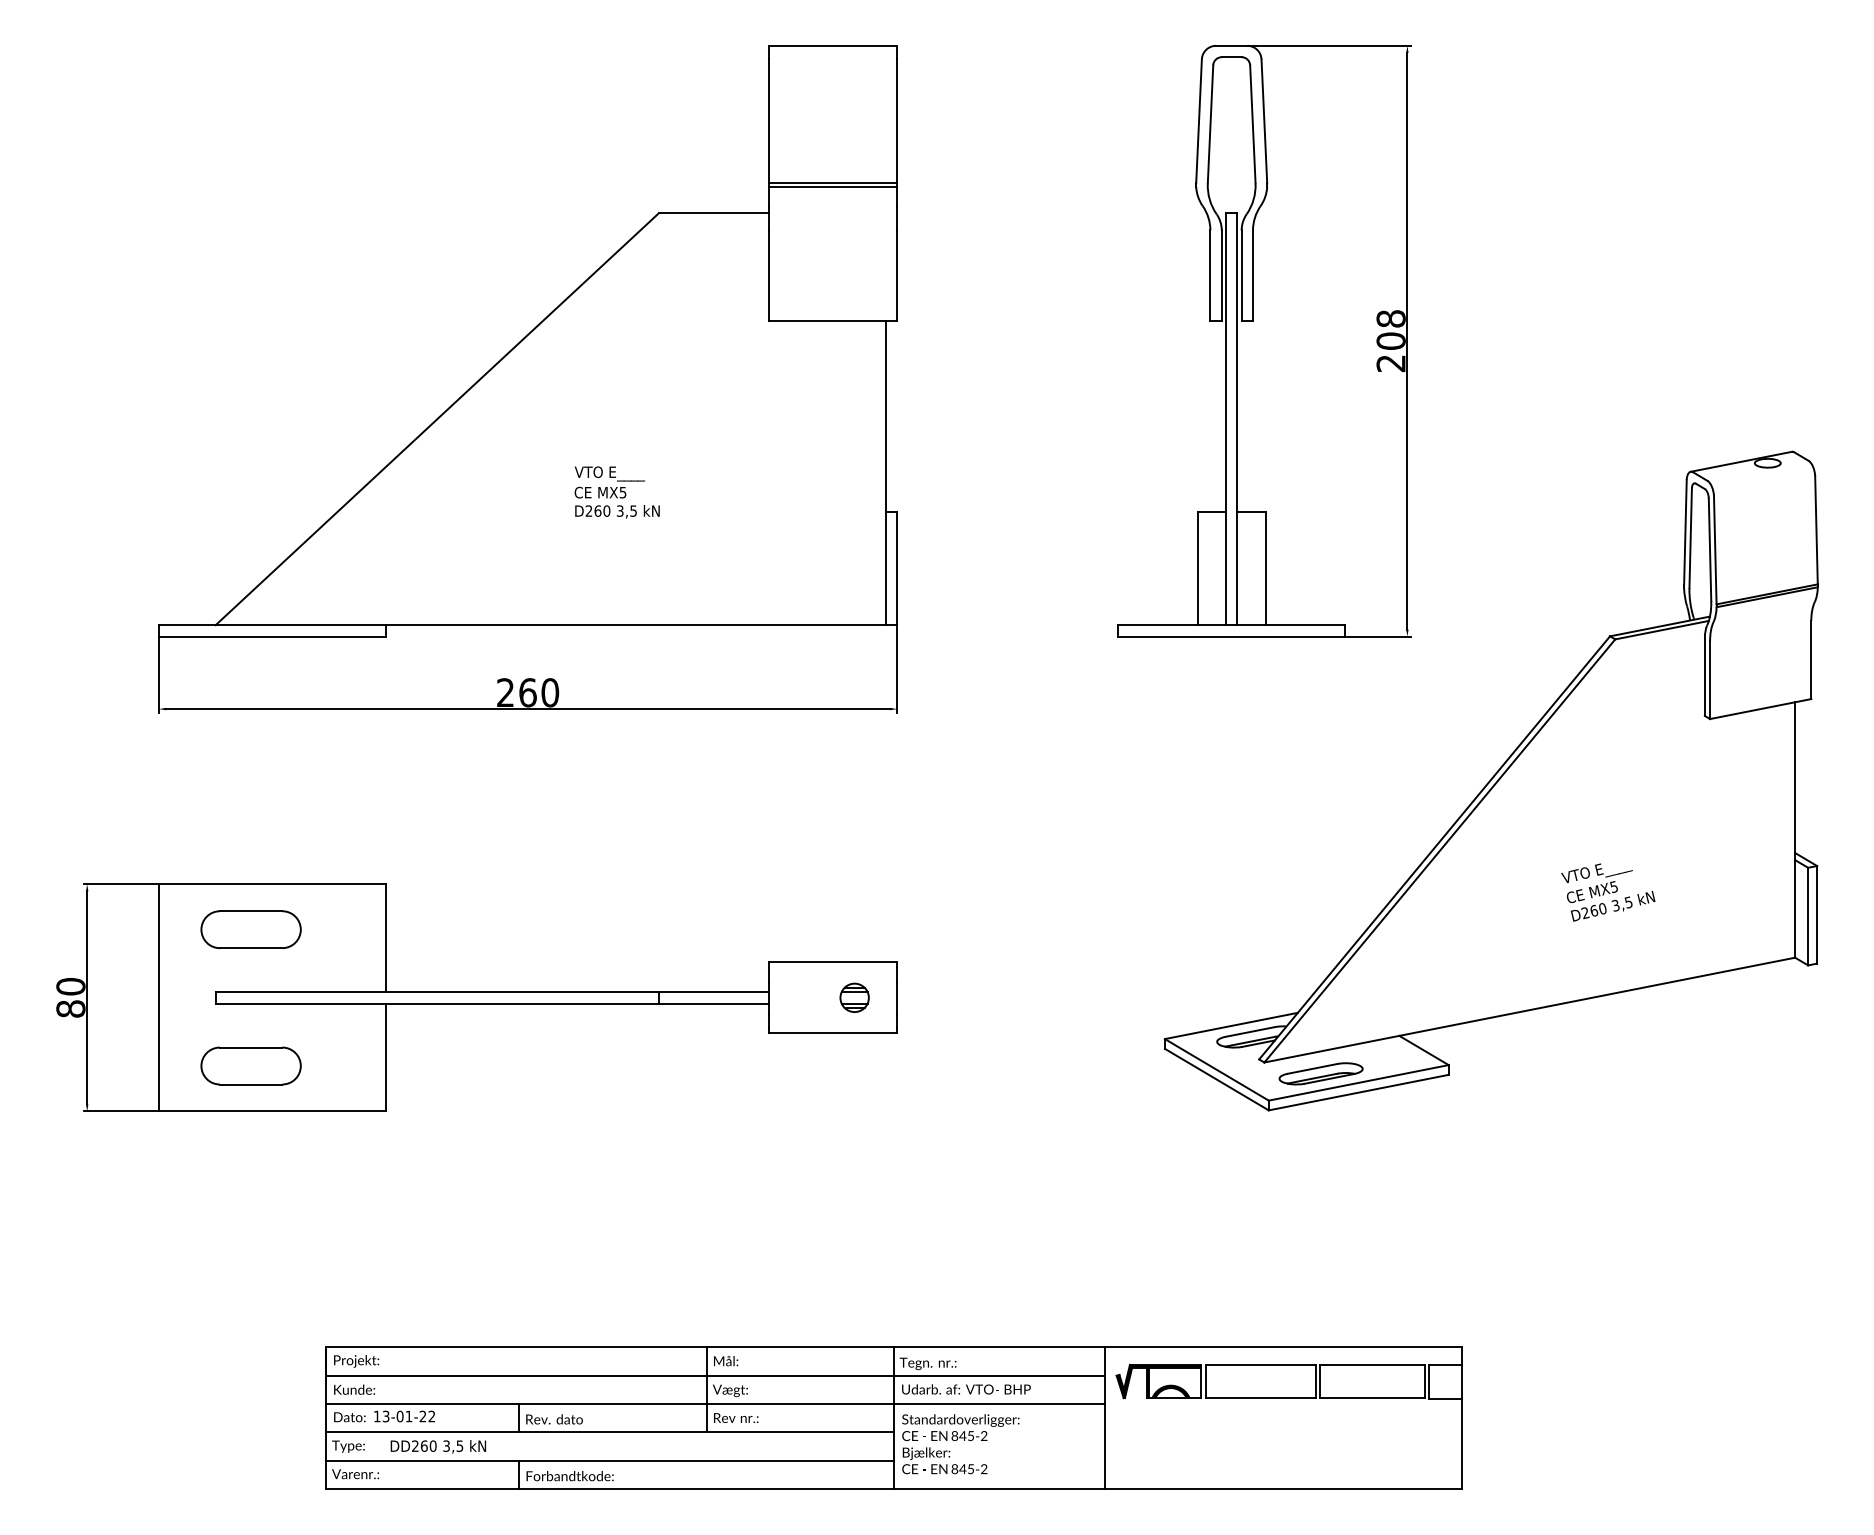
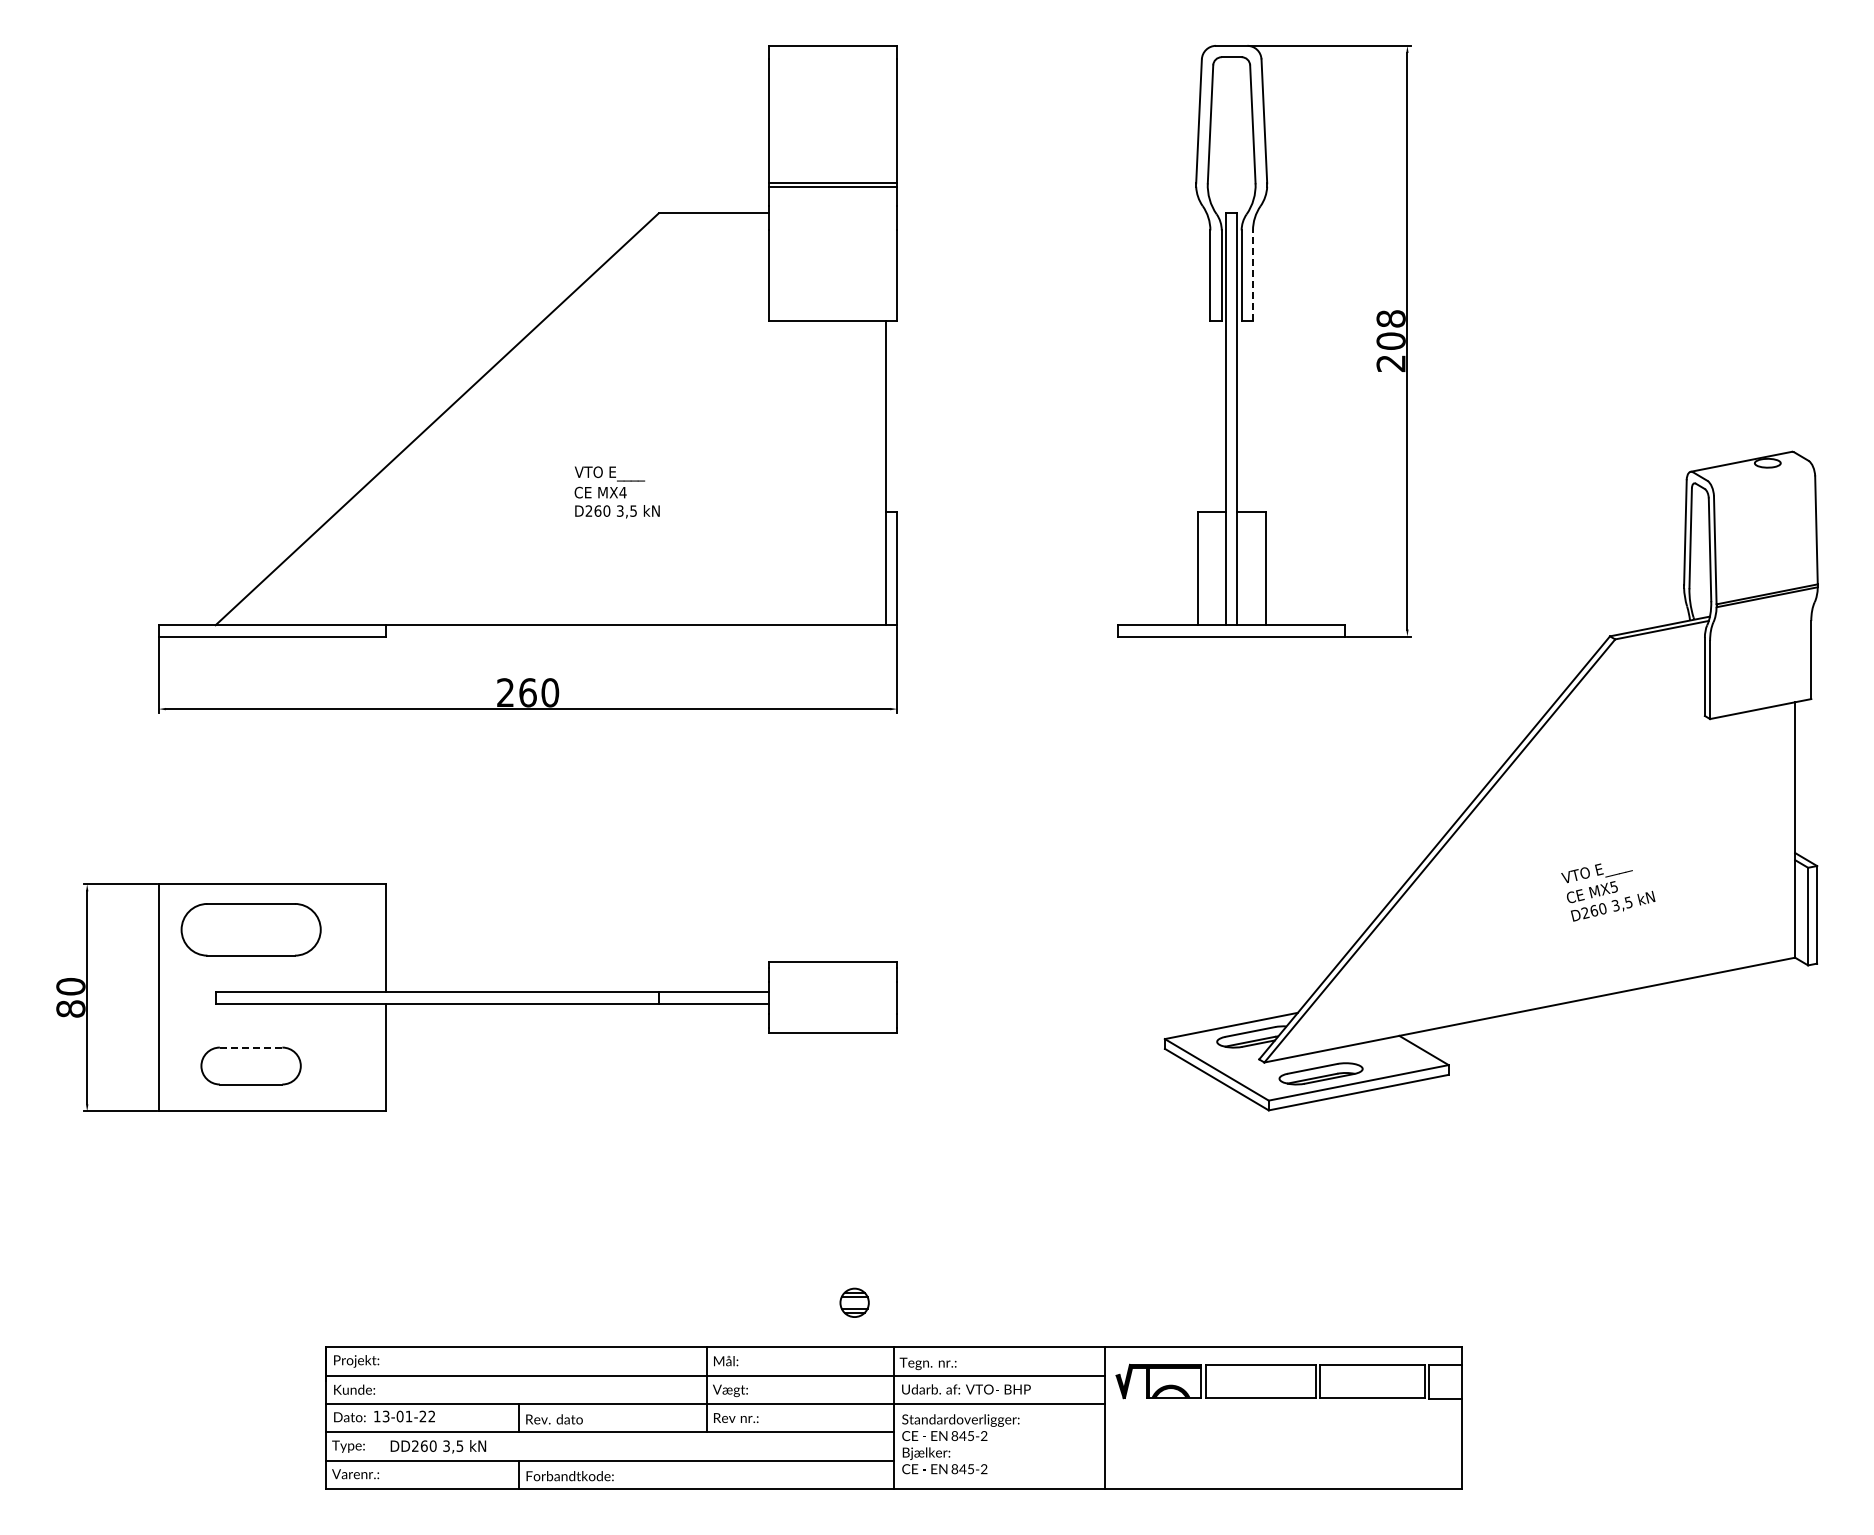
line: solid -> dashed (1253, 275)
text: MX5 -> MX4 (622, 492)
part size: 102x39 px -> 142x54 px (250, 929)
part position: (854, 997) -> (854, 1302) (854, 1302)
line: solid -> dashed (251, 1047)
